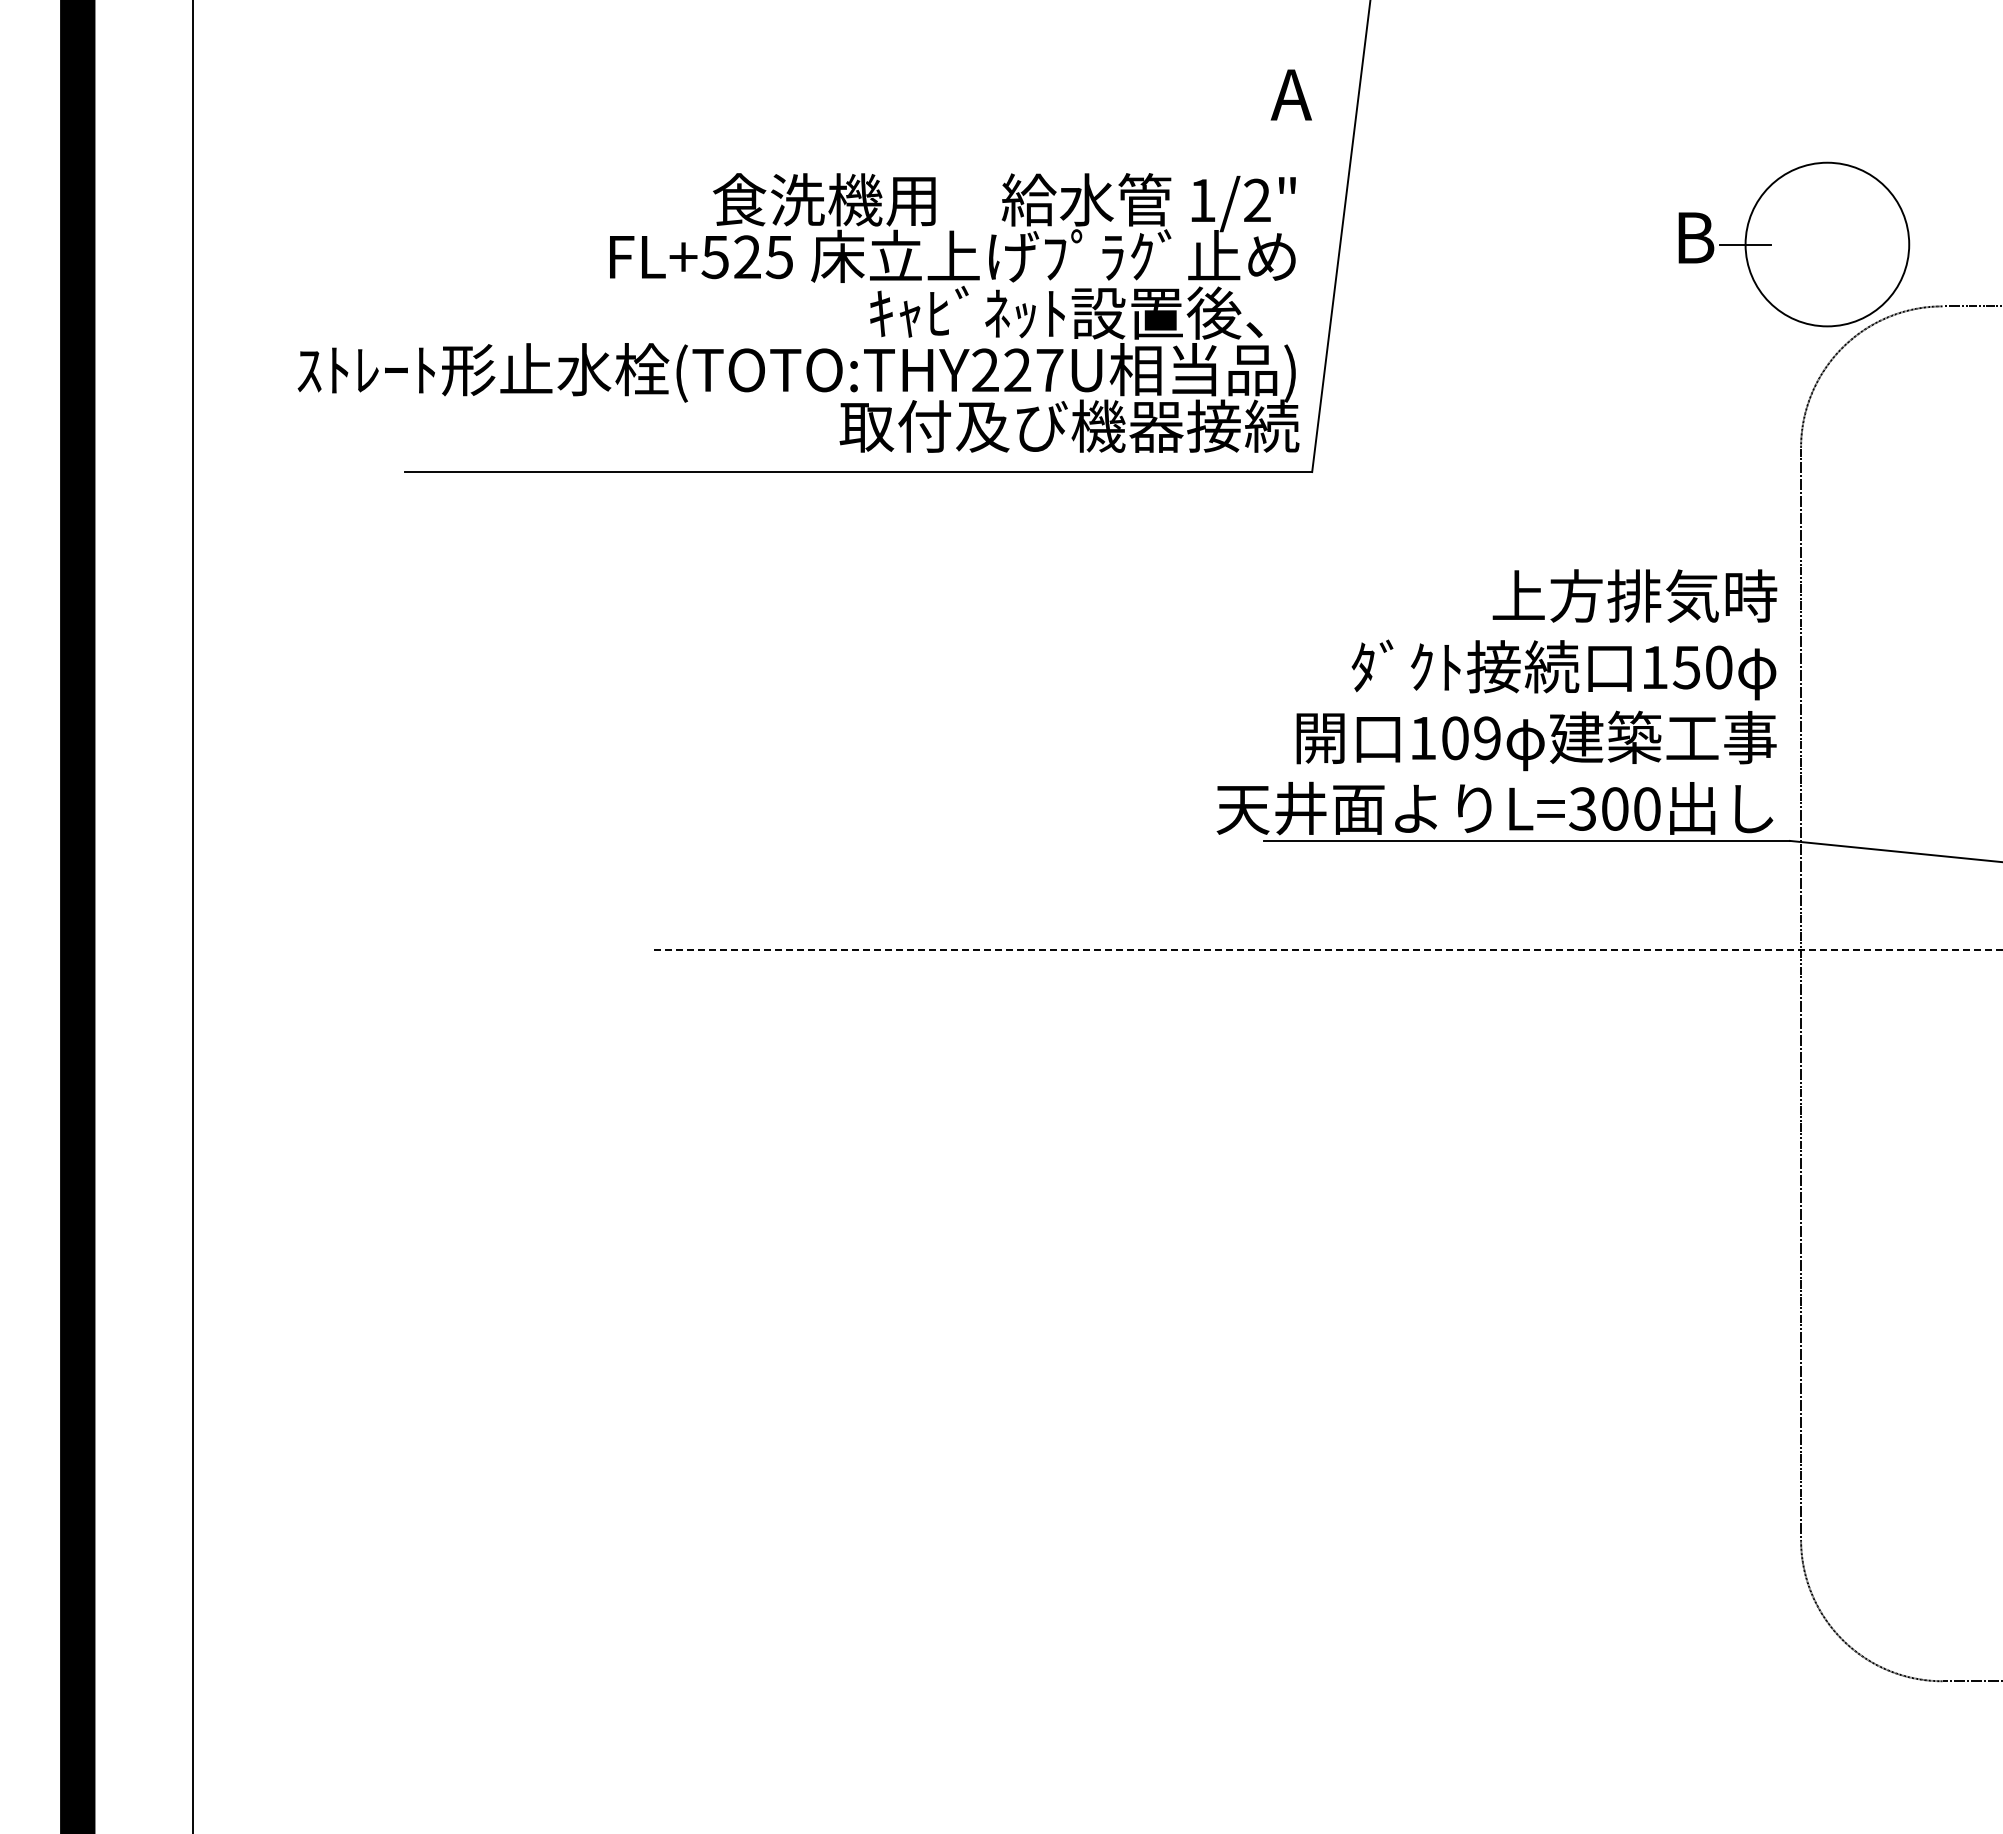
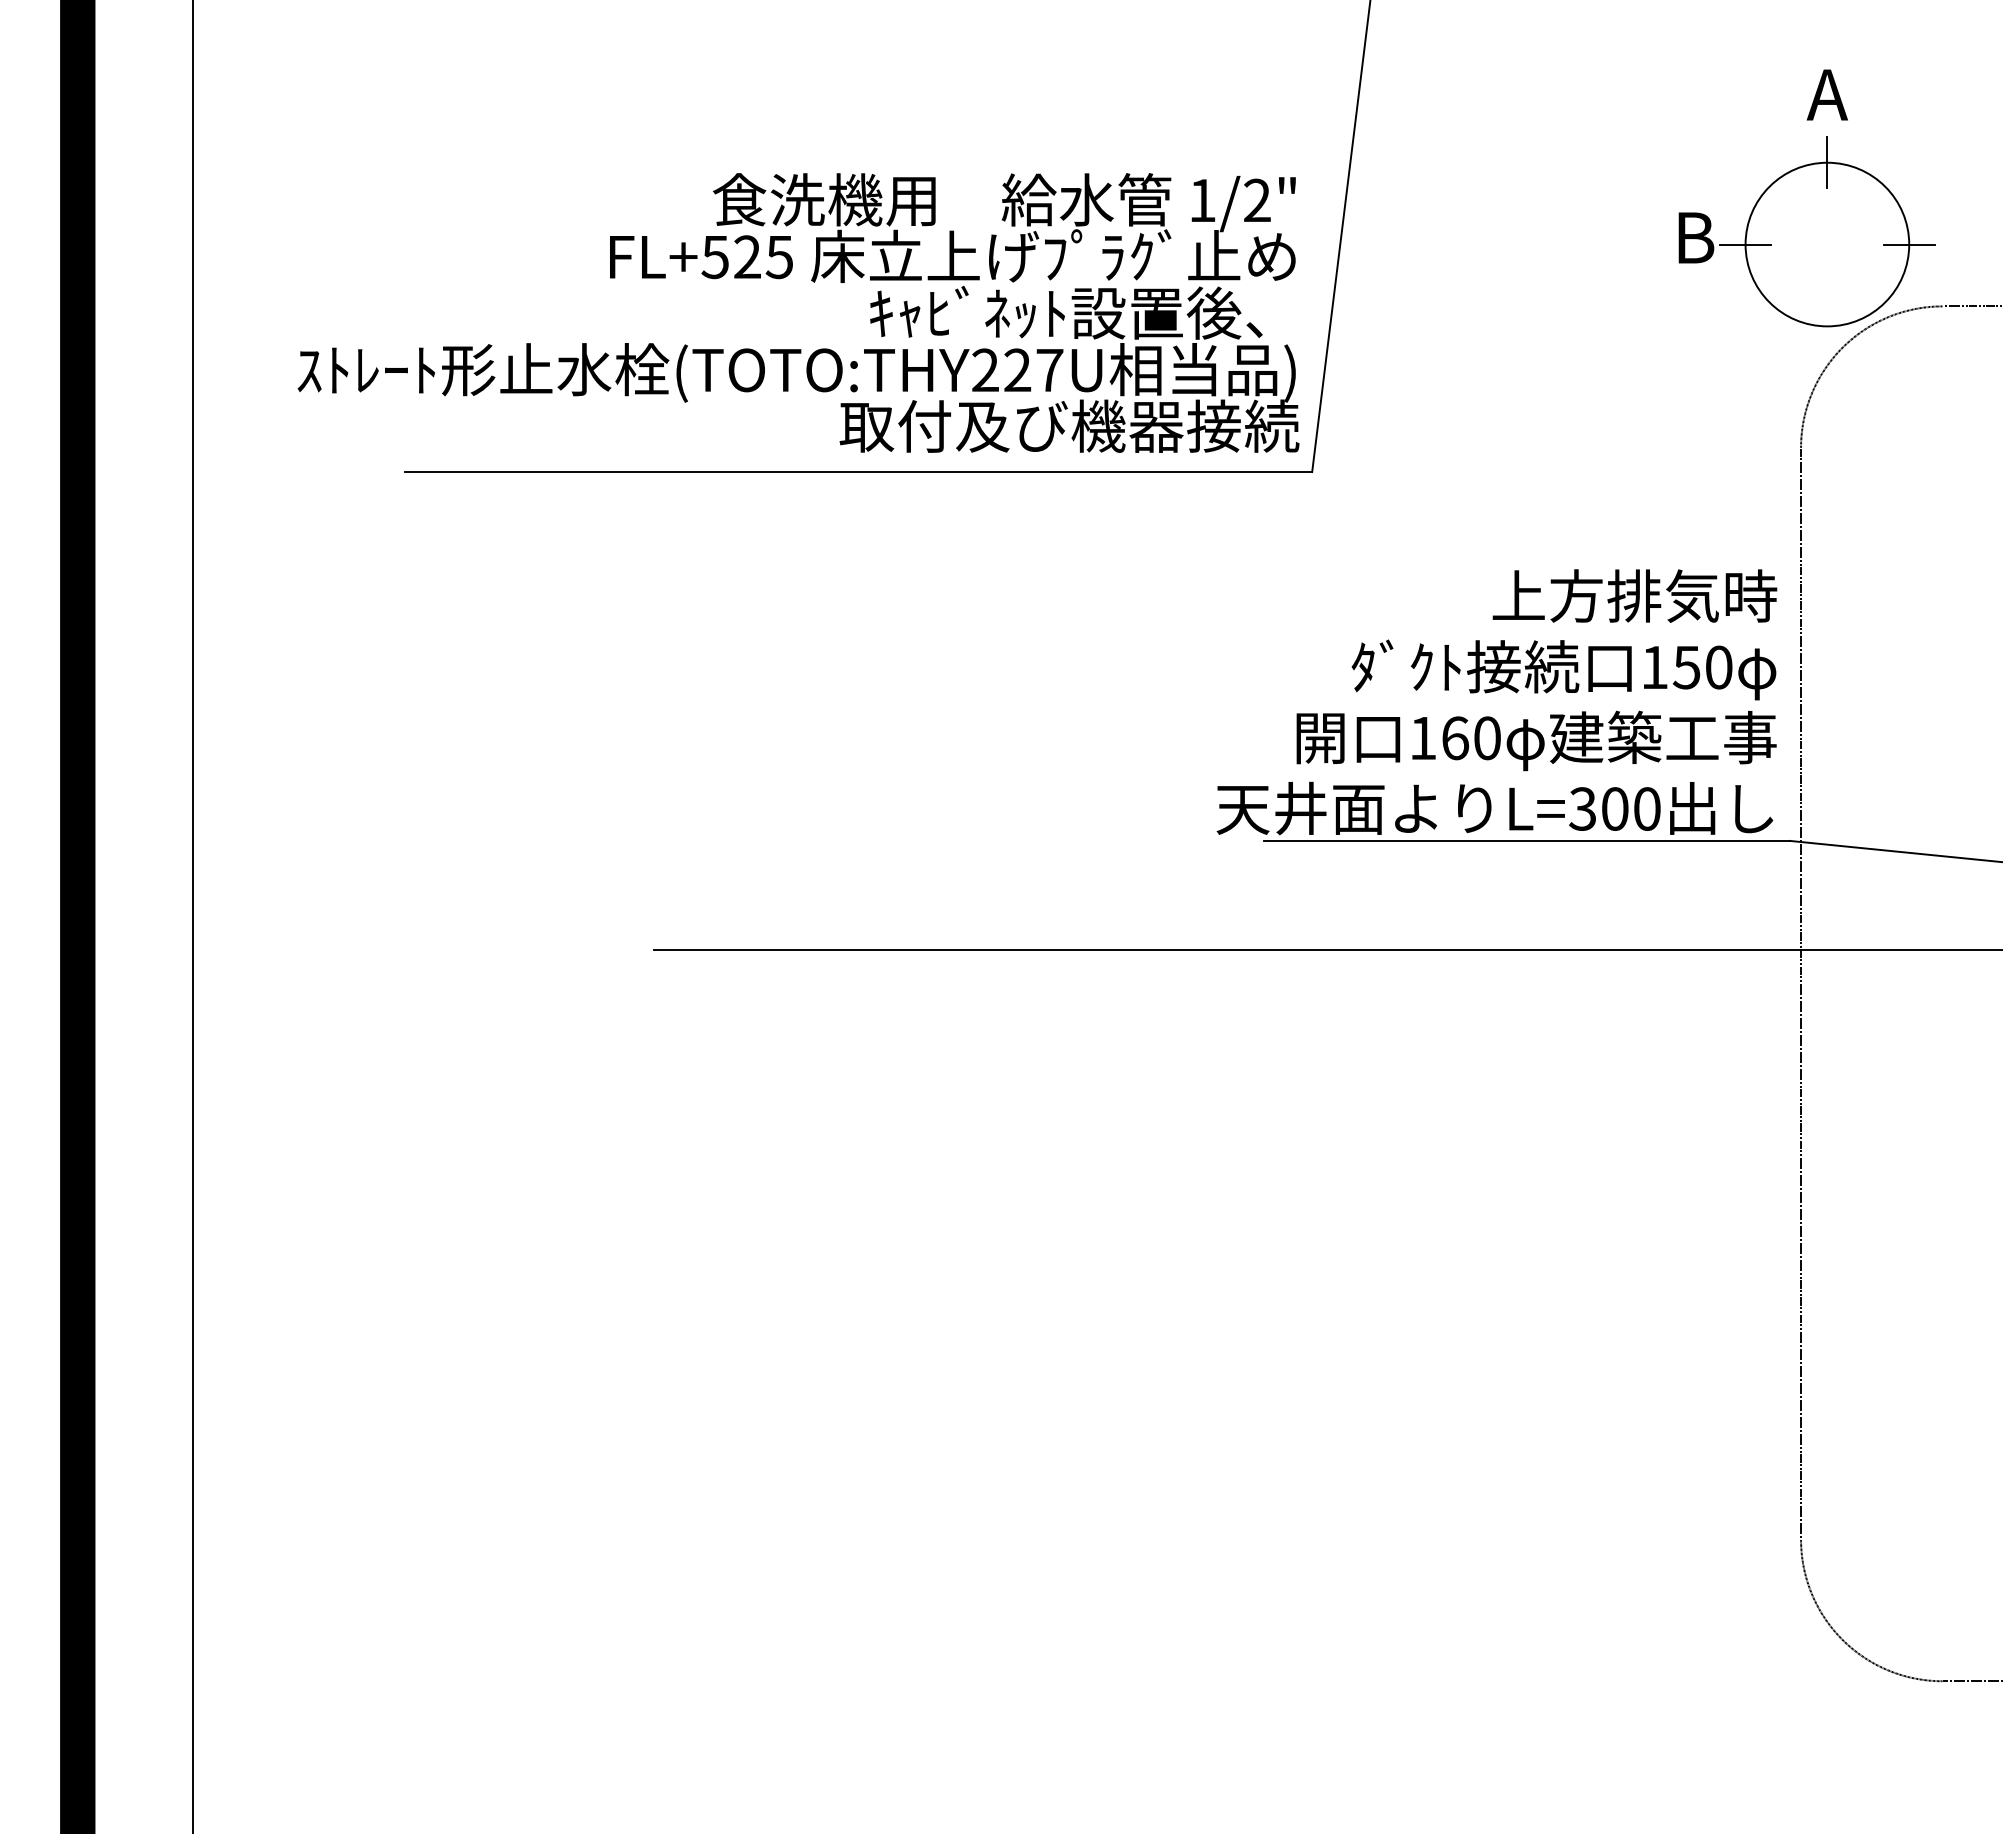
text position: (1290, 94) -> (1826, 94) (1826, 94)
line: none -> present (1827, 162)
line: none -> present (1908, 244)
text: 109 -> 160 (1471, 738)
line: dashed -> solid (1328, 949)
